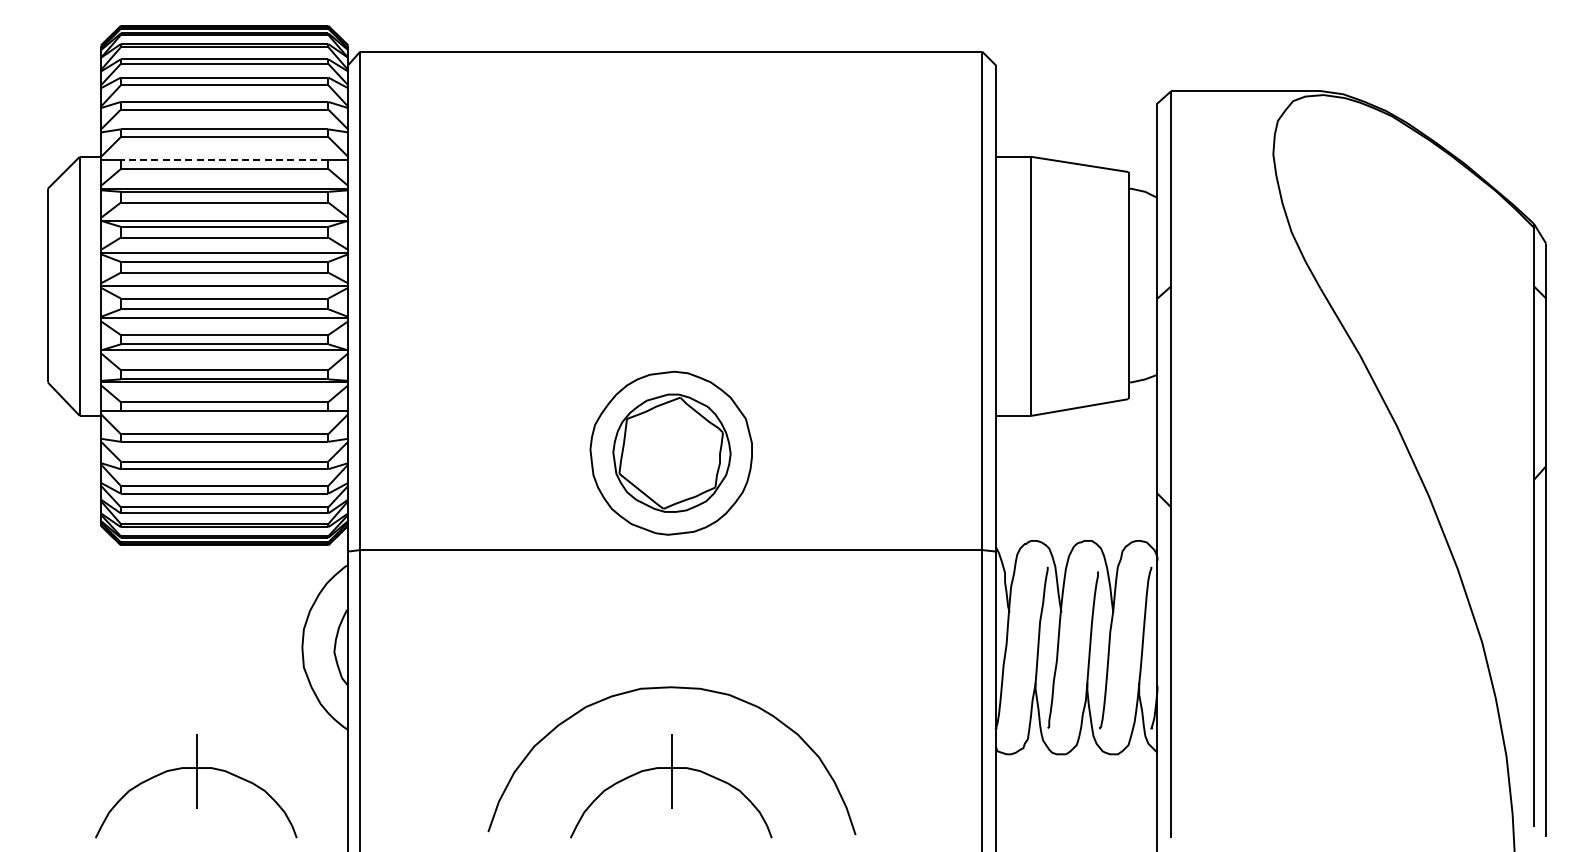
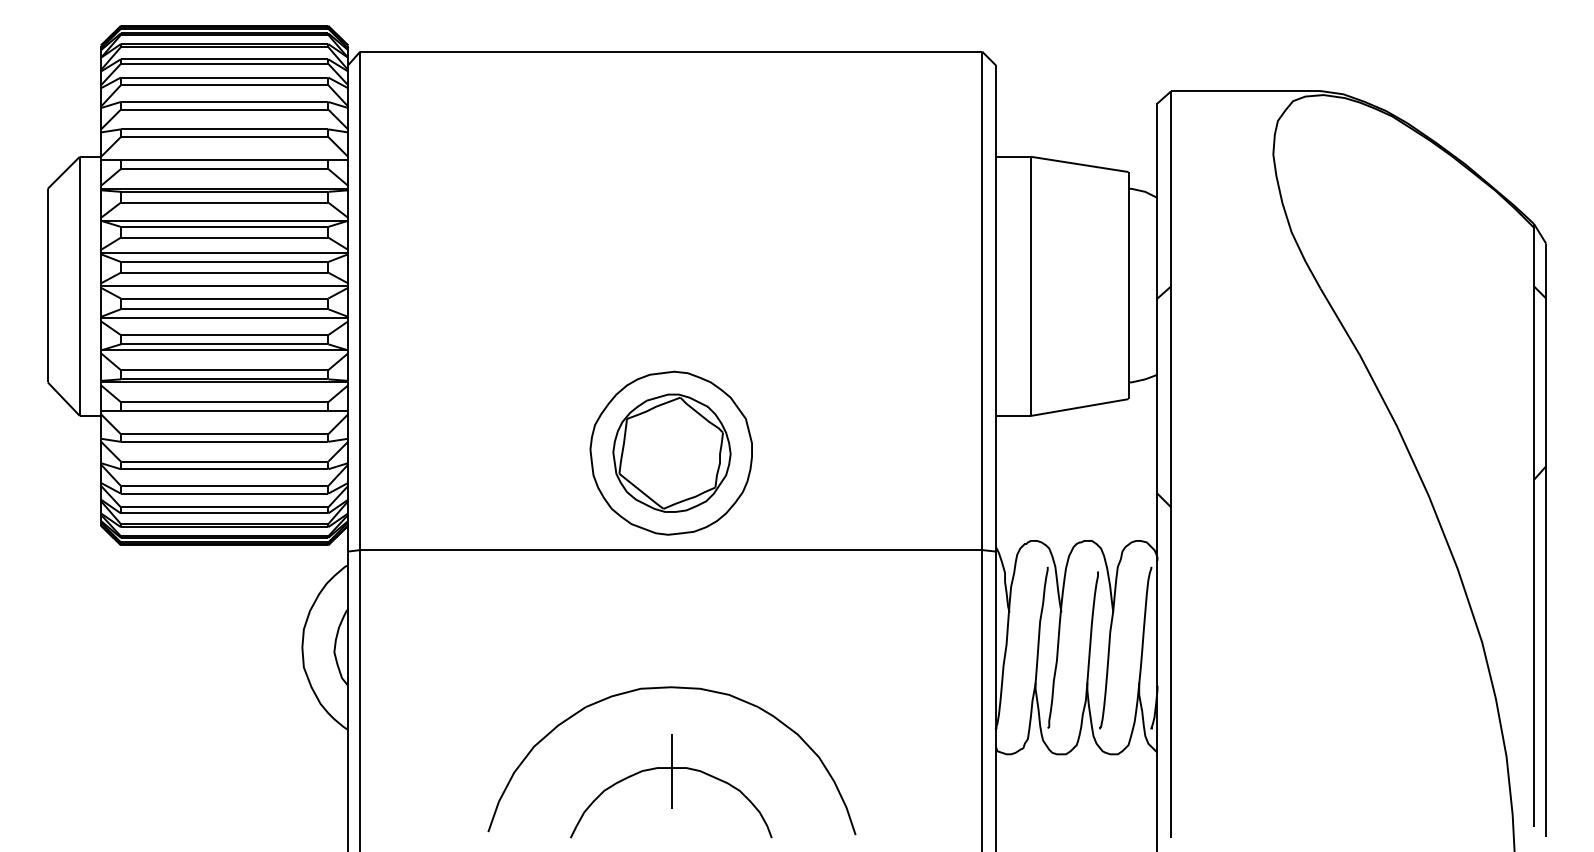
line: dashed -> solid (224, 159)
part: present -> none (196, 786)
